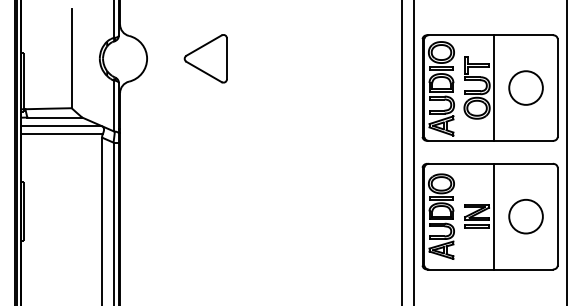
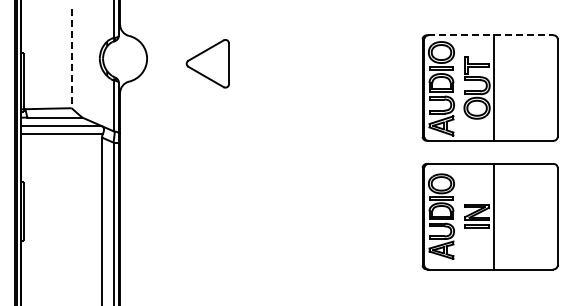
line: solid -> dashed (490, 35)
part position: (205, 58) -> (207, 63) (207, 63)
line: solid -> dashed (71, 59)
circle: present -> none (525, 87)
line: present -> none (402, 152)
line: present -> none (413, 152)
line: present -> none (566, 152)
circle: present -> none (525, 216)
